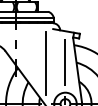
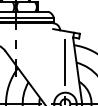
line: present -> none (46, 63)
